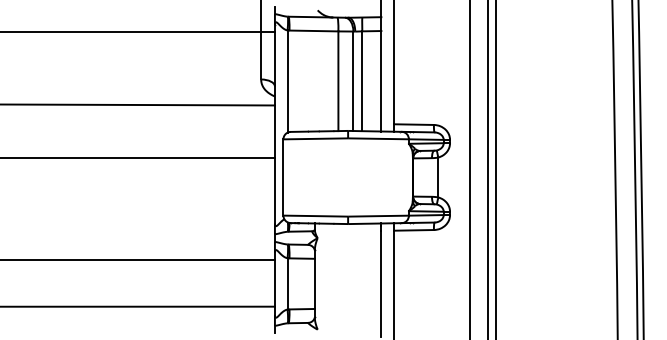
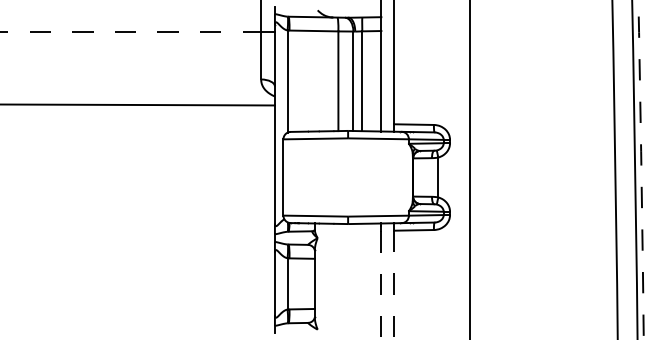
line: solid -> dashed (131, 32)
line: present -> none (138, 158)
arc: solid -> dashed (641, 168)
line: present -> none (487, 169)
line: present -> none (495, 169)
line: present -> none (138, 260)
line: solid -> dashed (381, 283)
line: solid -> dashed (394, 285)
line: present -> none (138, 306)
